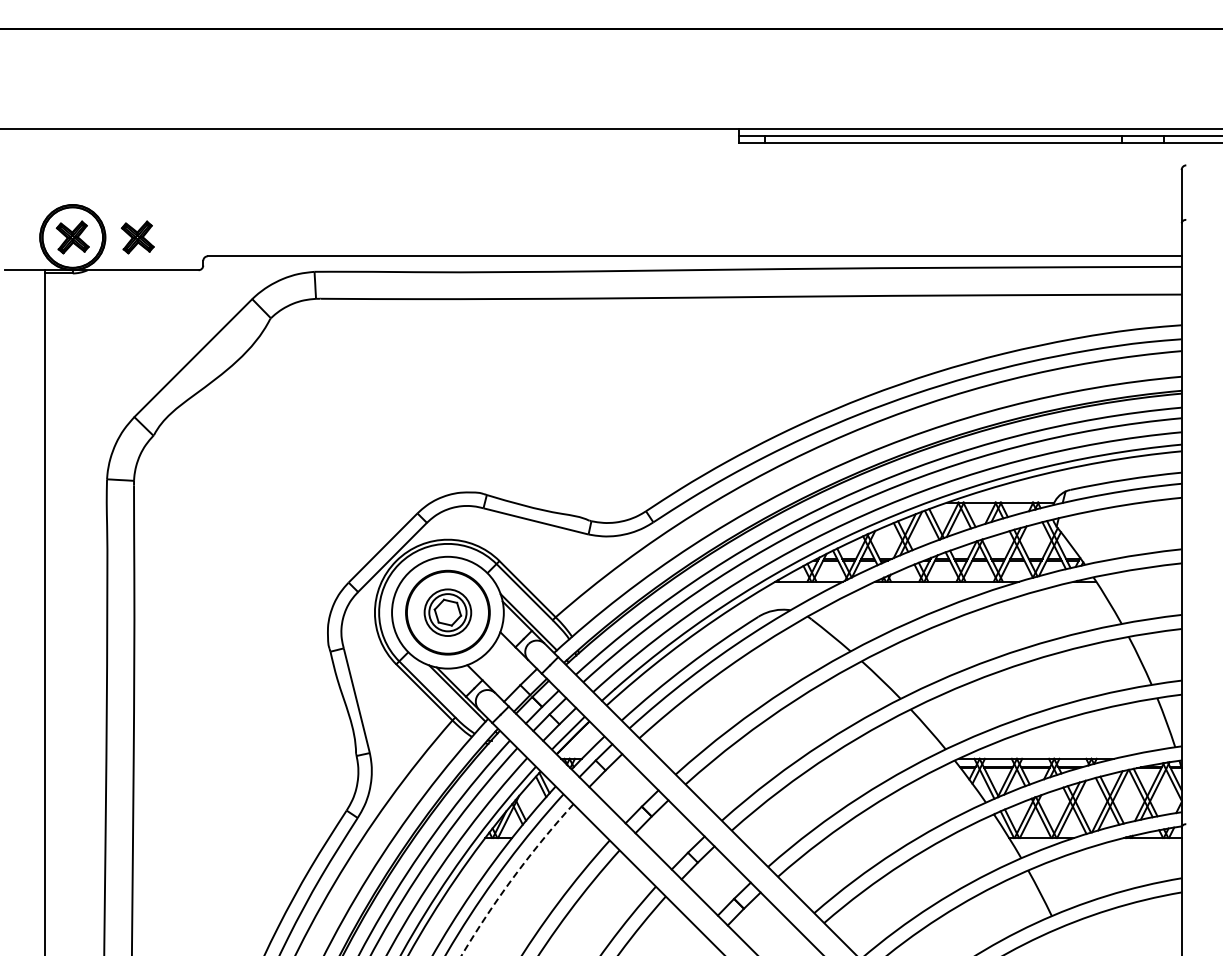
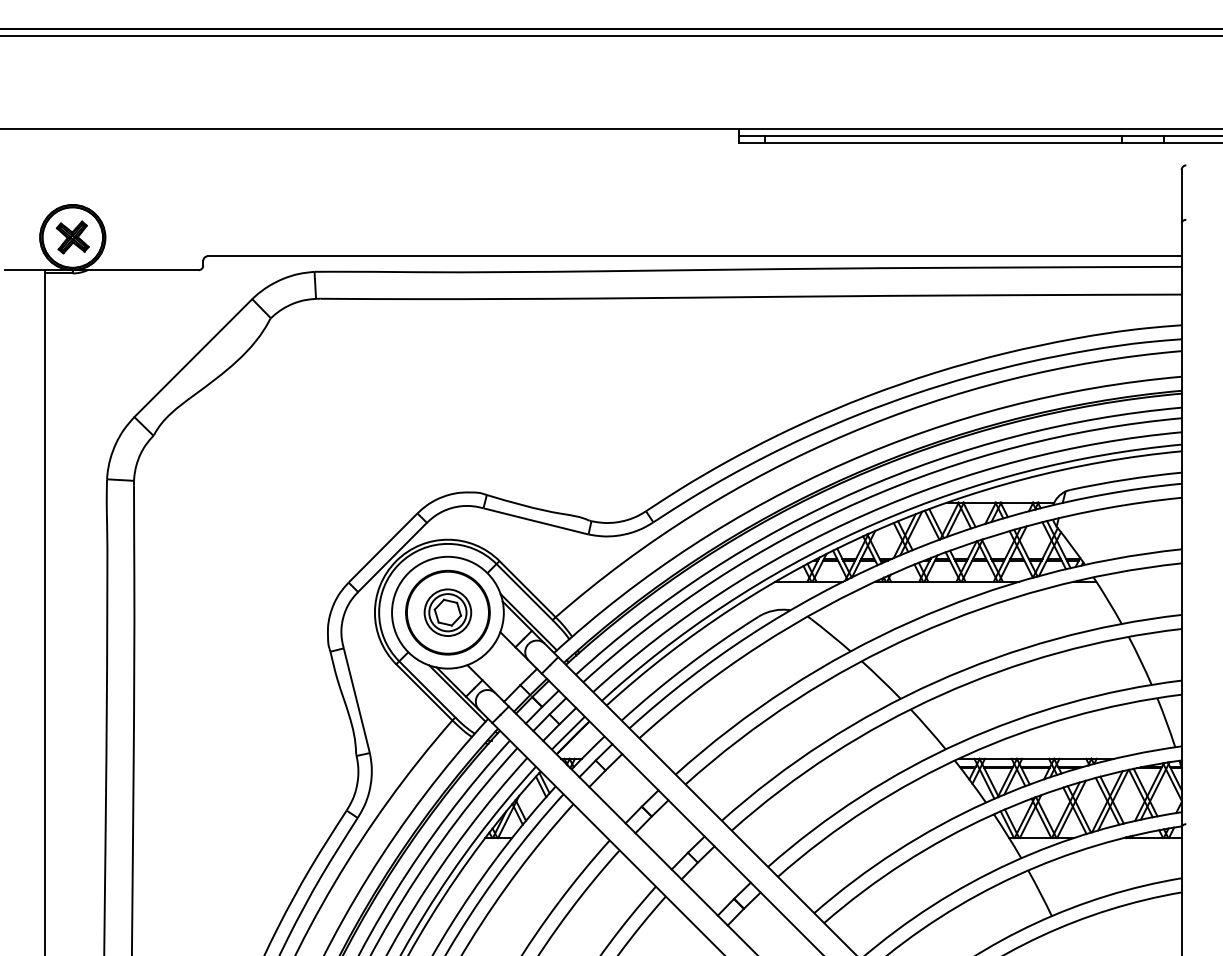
line: none -> present (610, 36)
part: present -> none (137, 237)
arc: dashed -> solid (513, 877)
